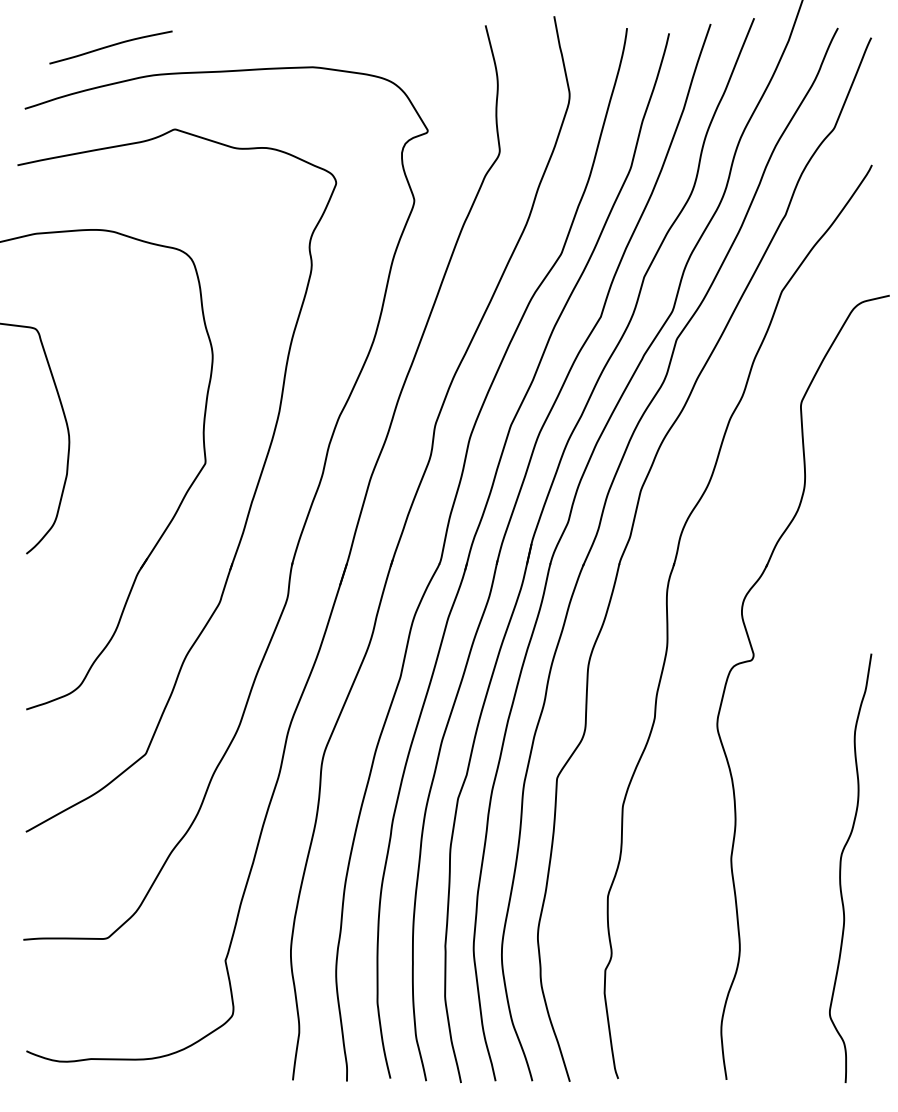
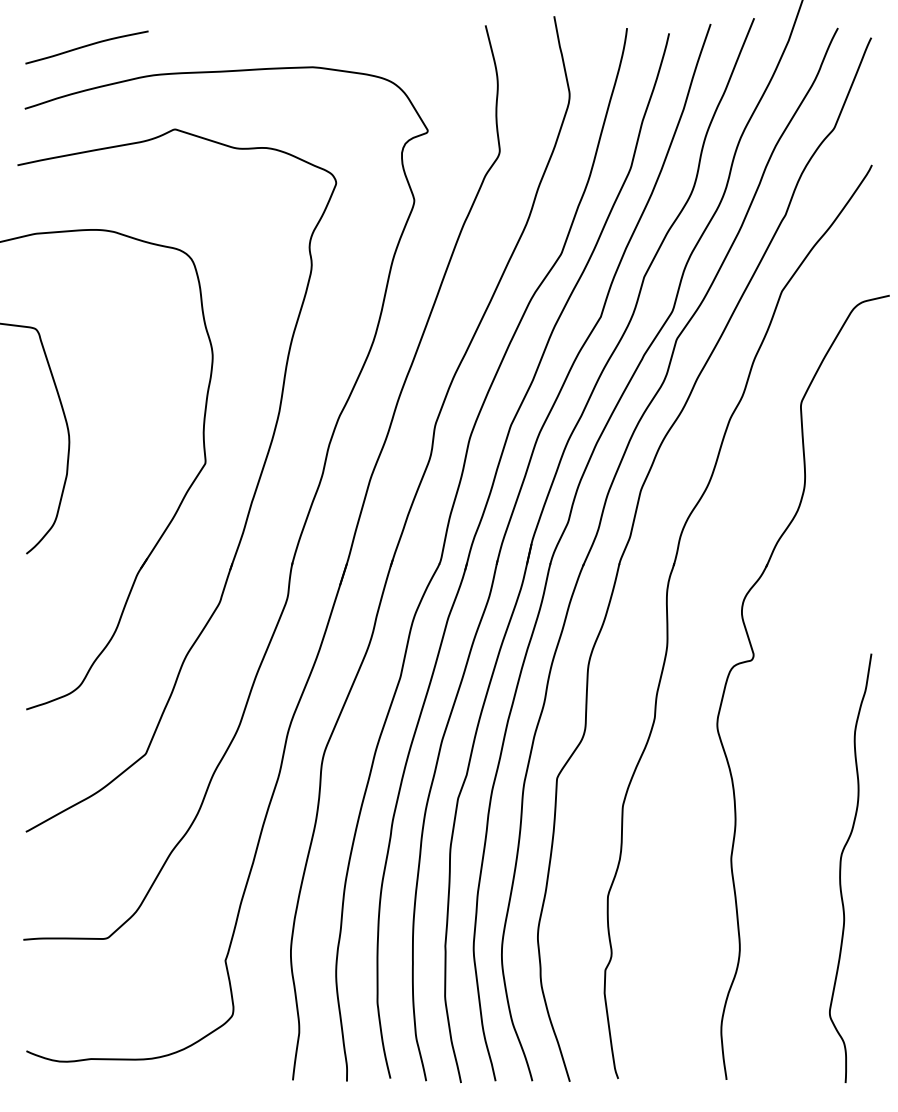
curve position: (110, 46) -> (86, 46) (86, 46)
